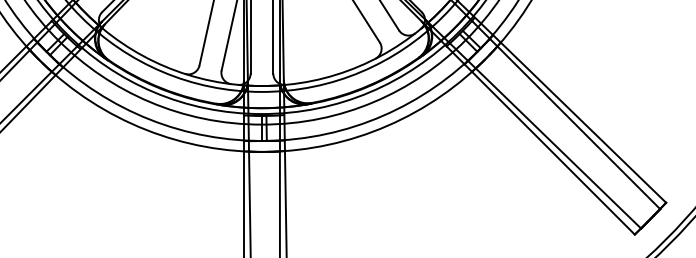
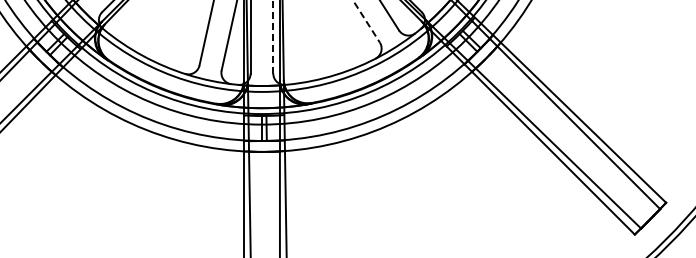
line: solid -> dashed (366, 21)
line: solid -> dashed (273, 36)
